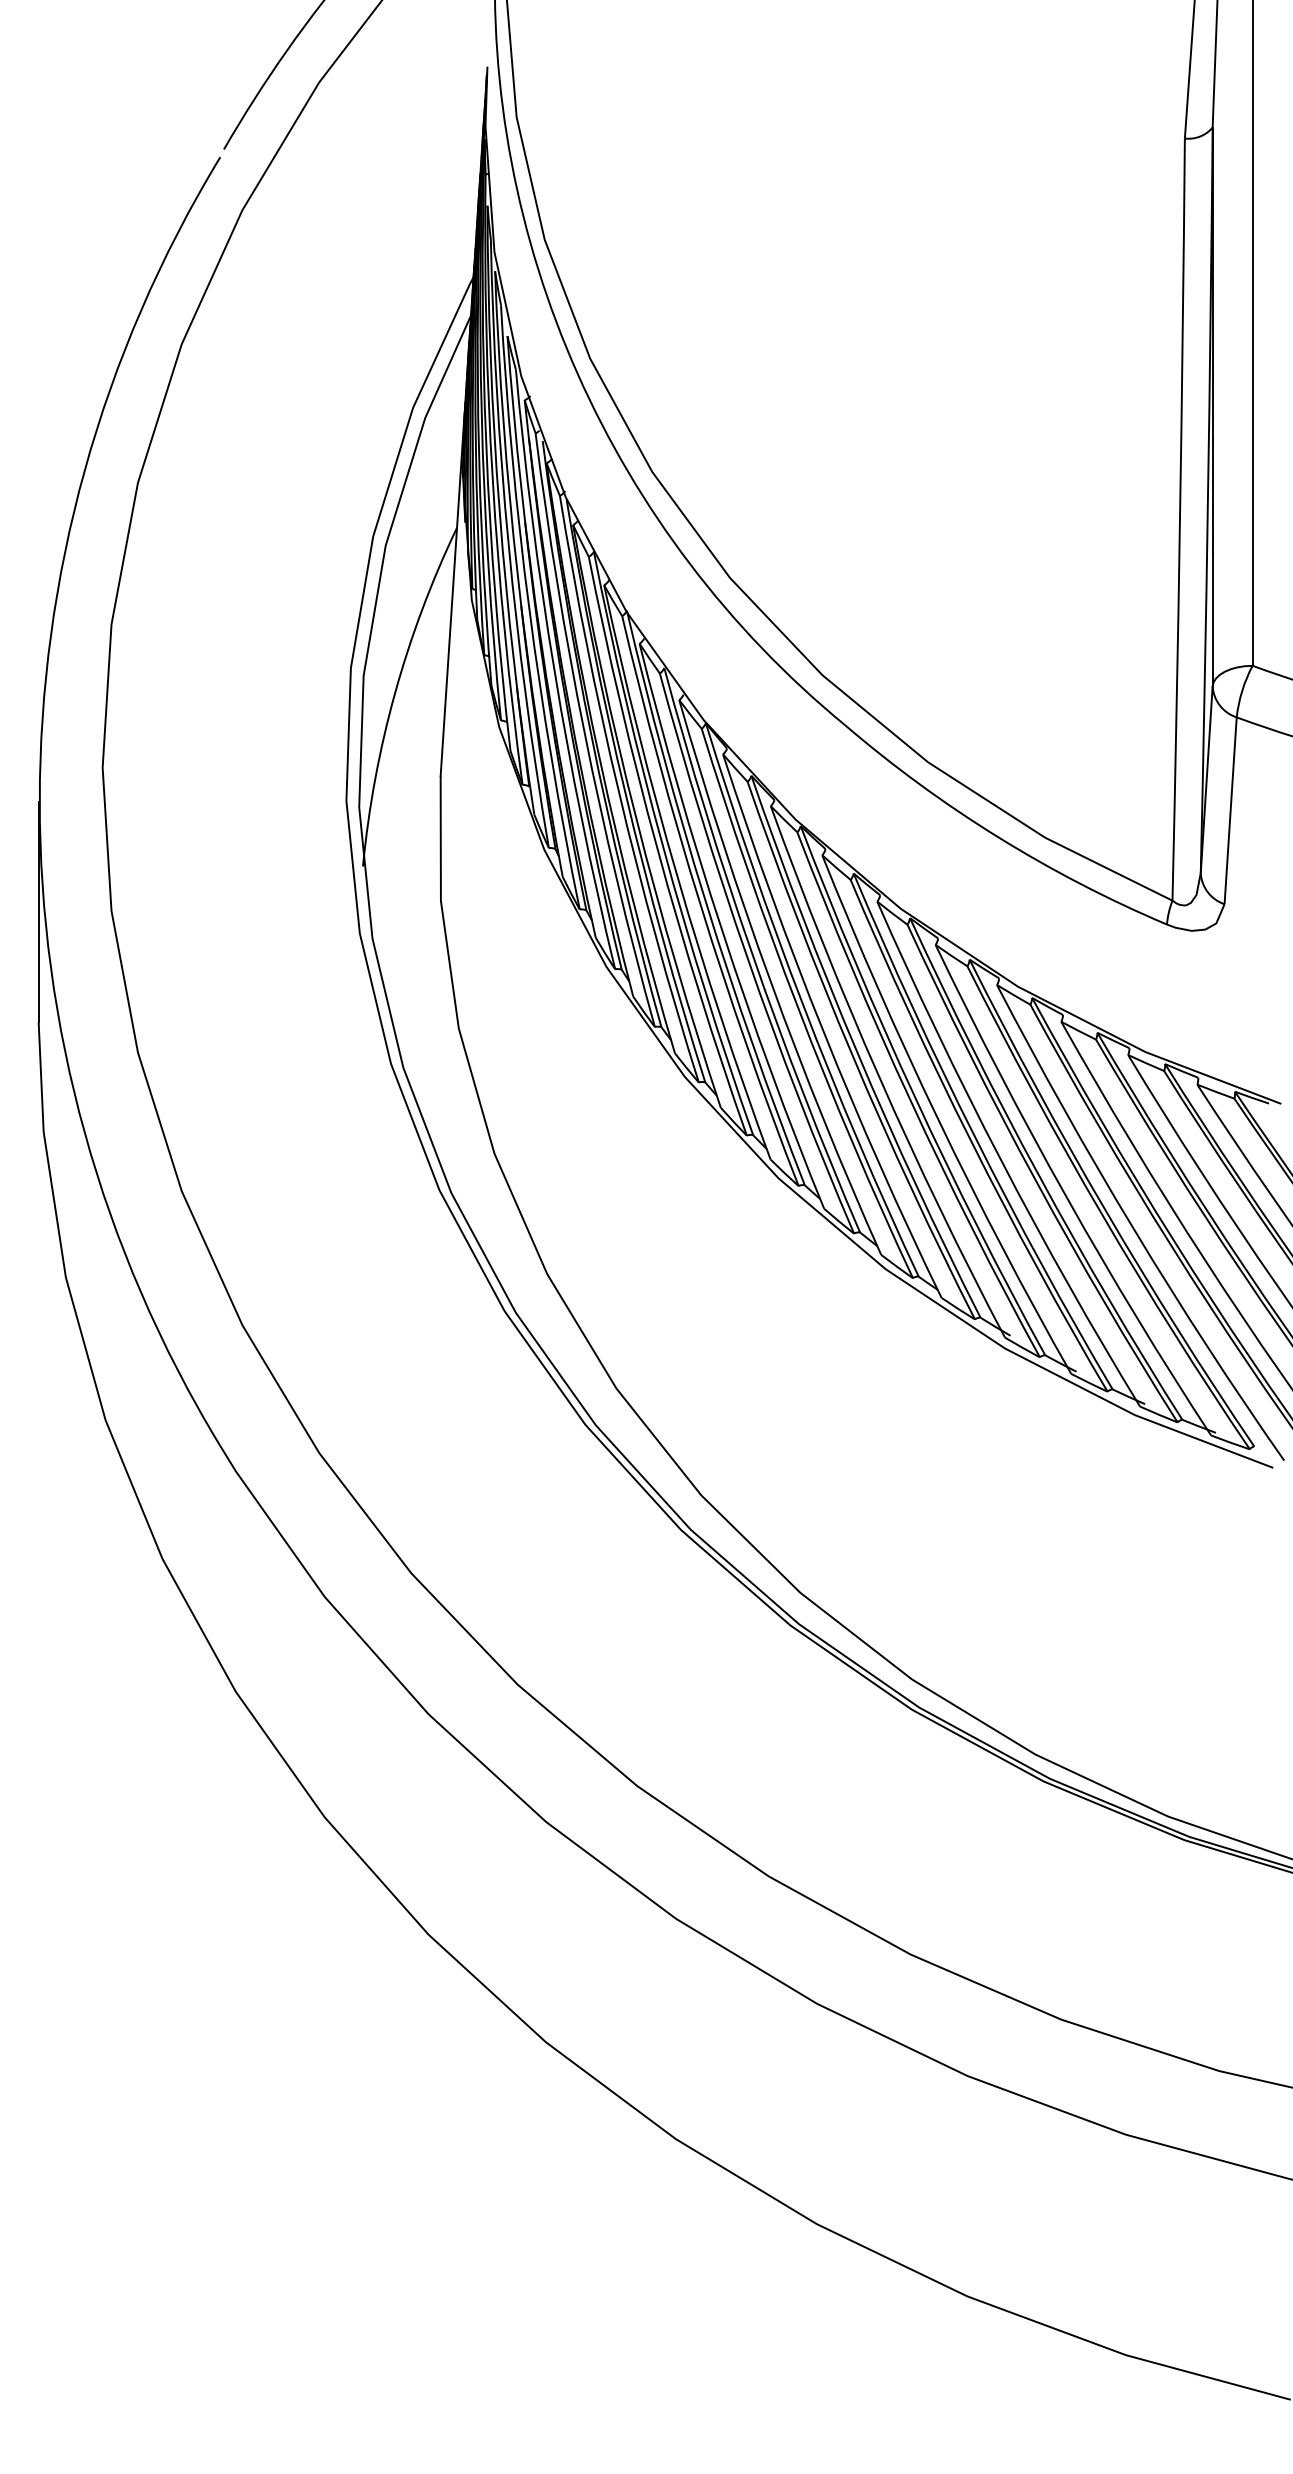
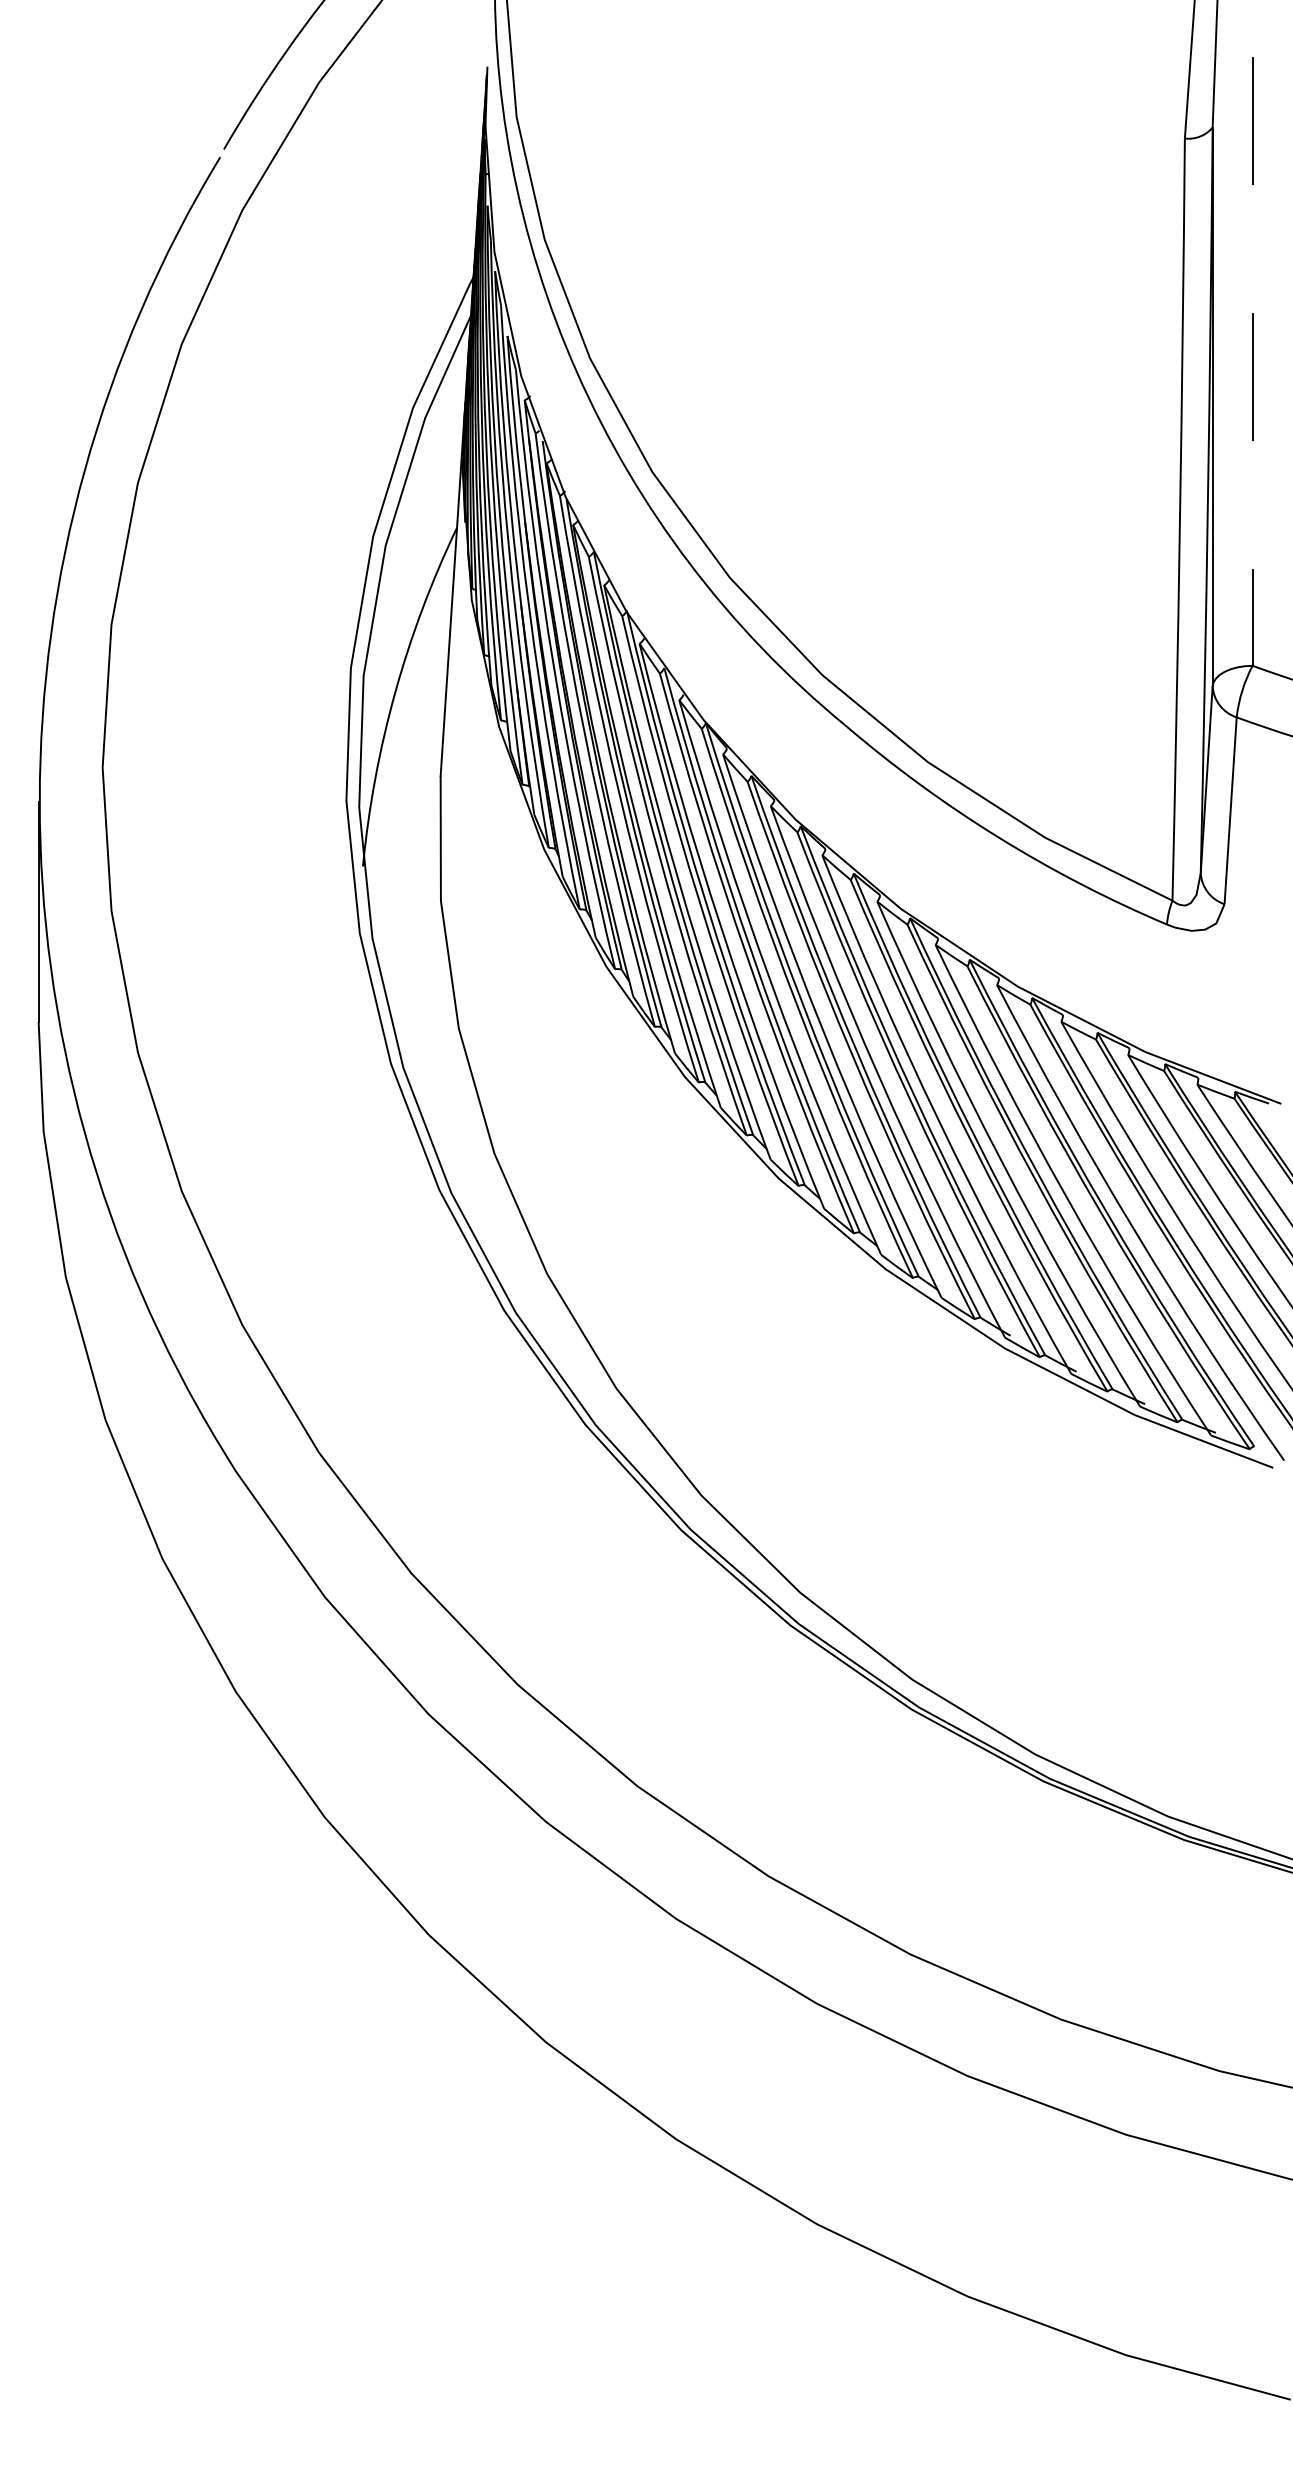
line: solid -> dashed (1252, 333)
